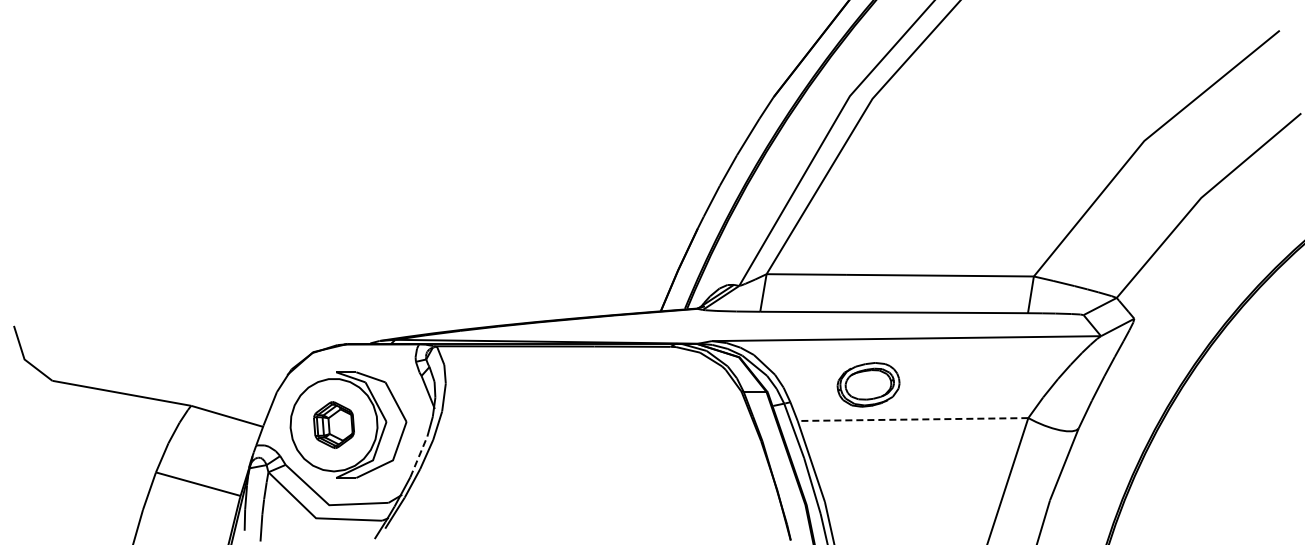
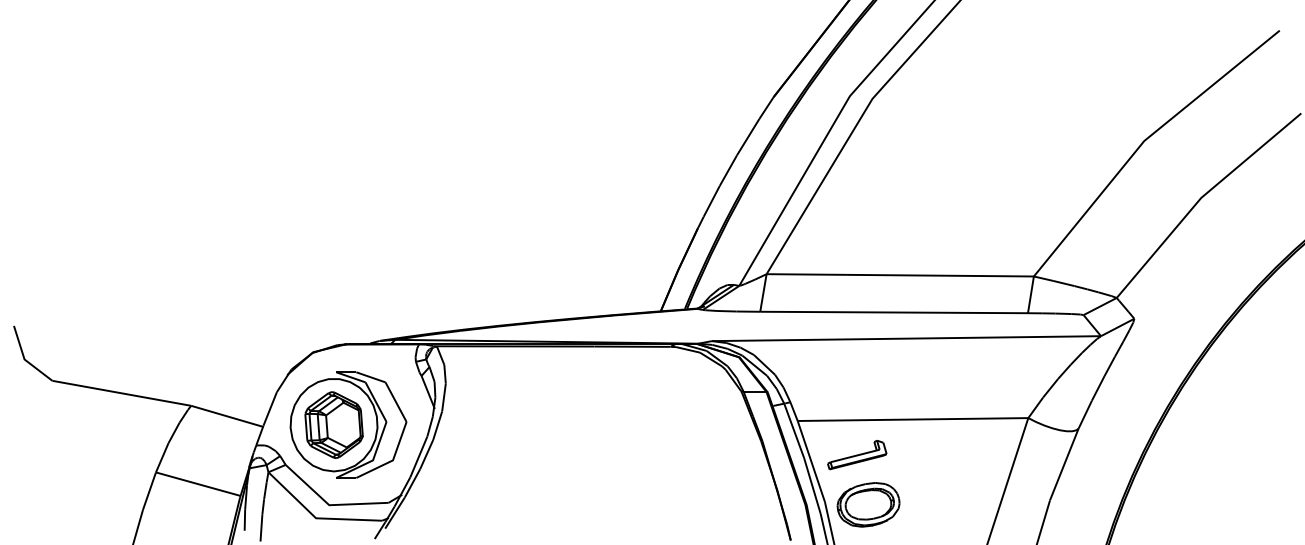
part position: (868, 384) -> (868, 504) (868, 504)
line: dashed -> solid (912, 419)
part size: 42x48 px -> 60x68 px (333, 424)
part: none -> present (857, 455)
line: dashed -> solid (419, 456)
